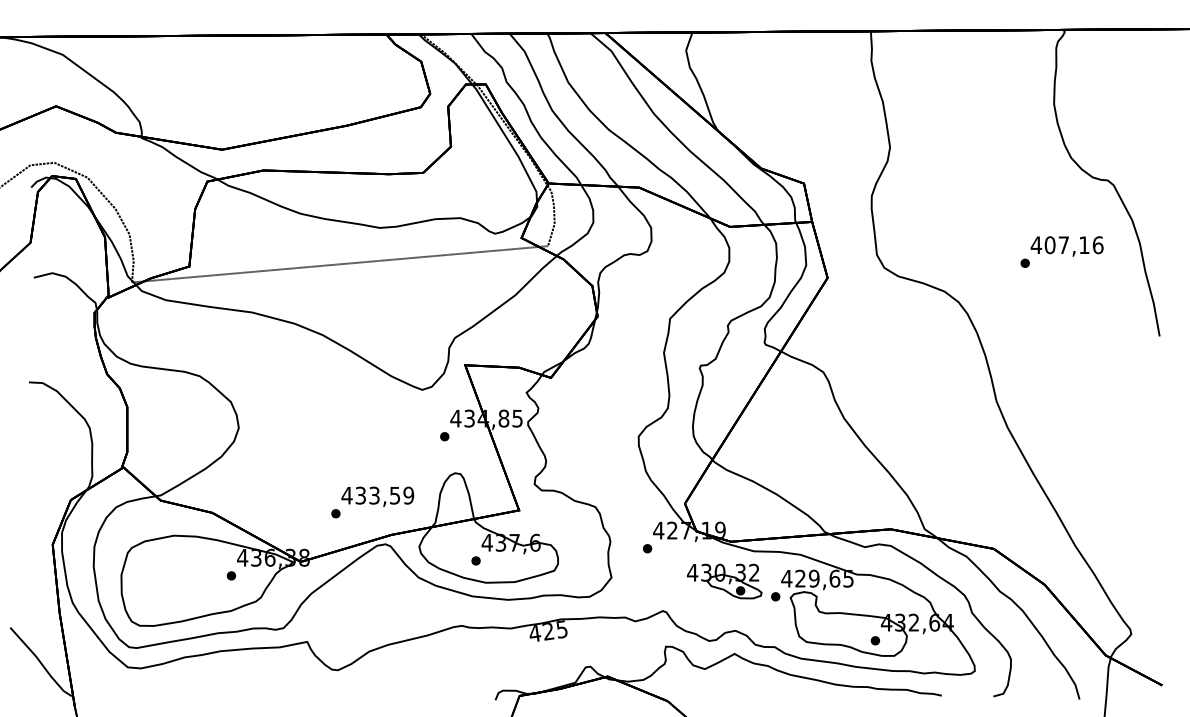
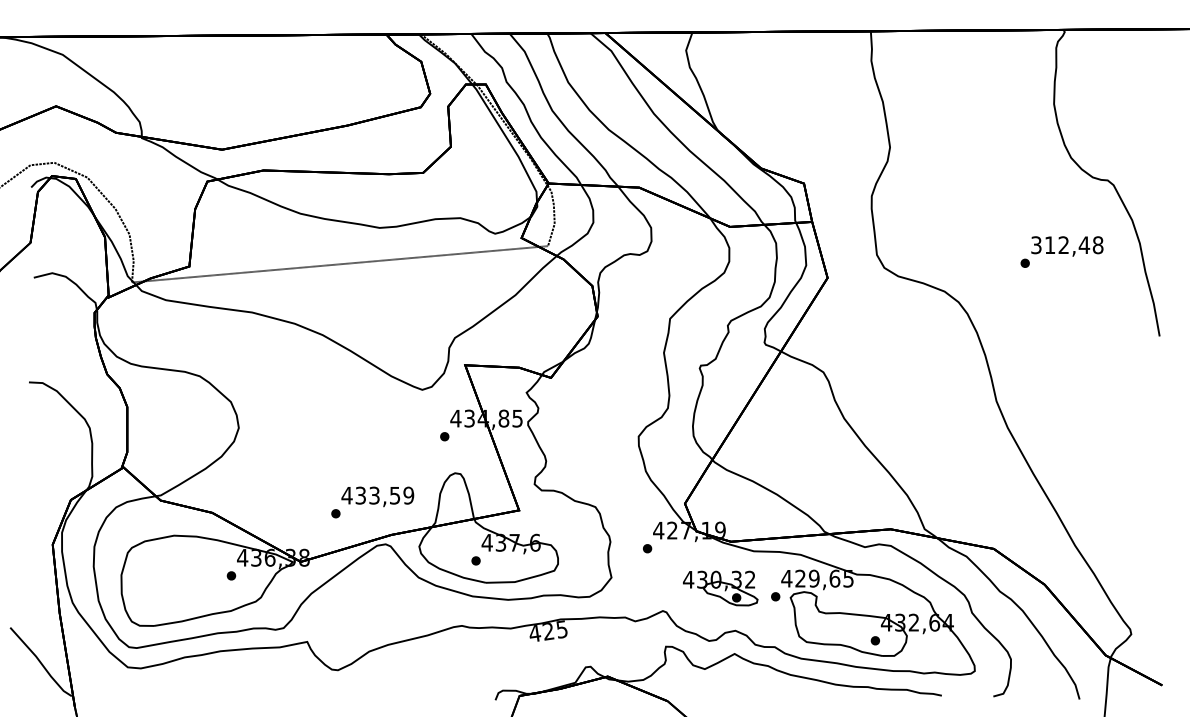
text: 407,16 -> 312,48 (1066, 245)
part position: (724, 581) -> (720, 588) (720, 588)
